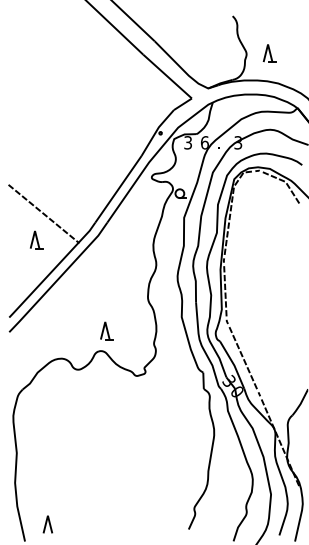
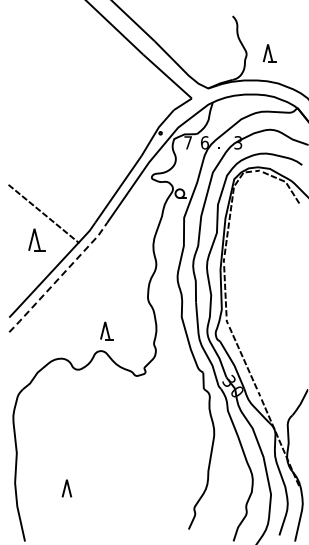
text: 3 -> 7 (187, 142)
part size: 14x20 px -> 18x24 px (36, 239)
line: solid -> dashed (59, 278)
line position: (46, 524) -> (65, 488) (65, 488)
